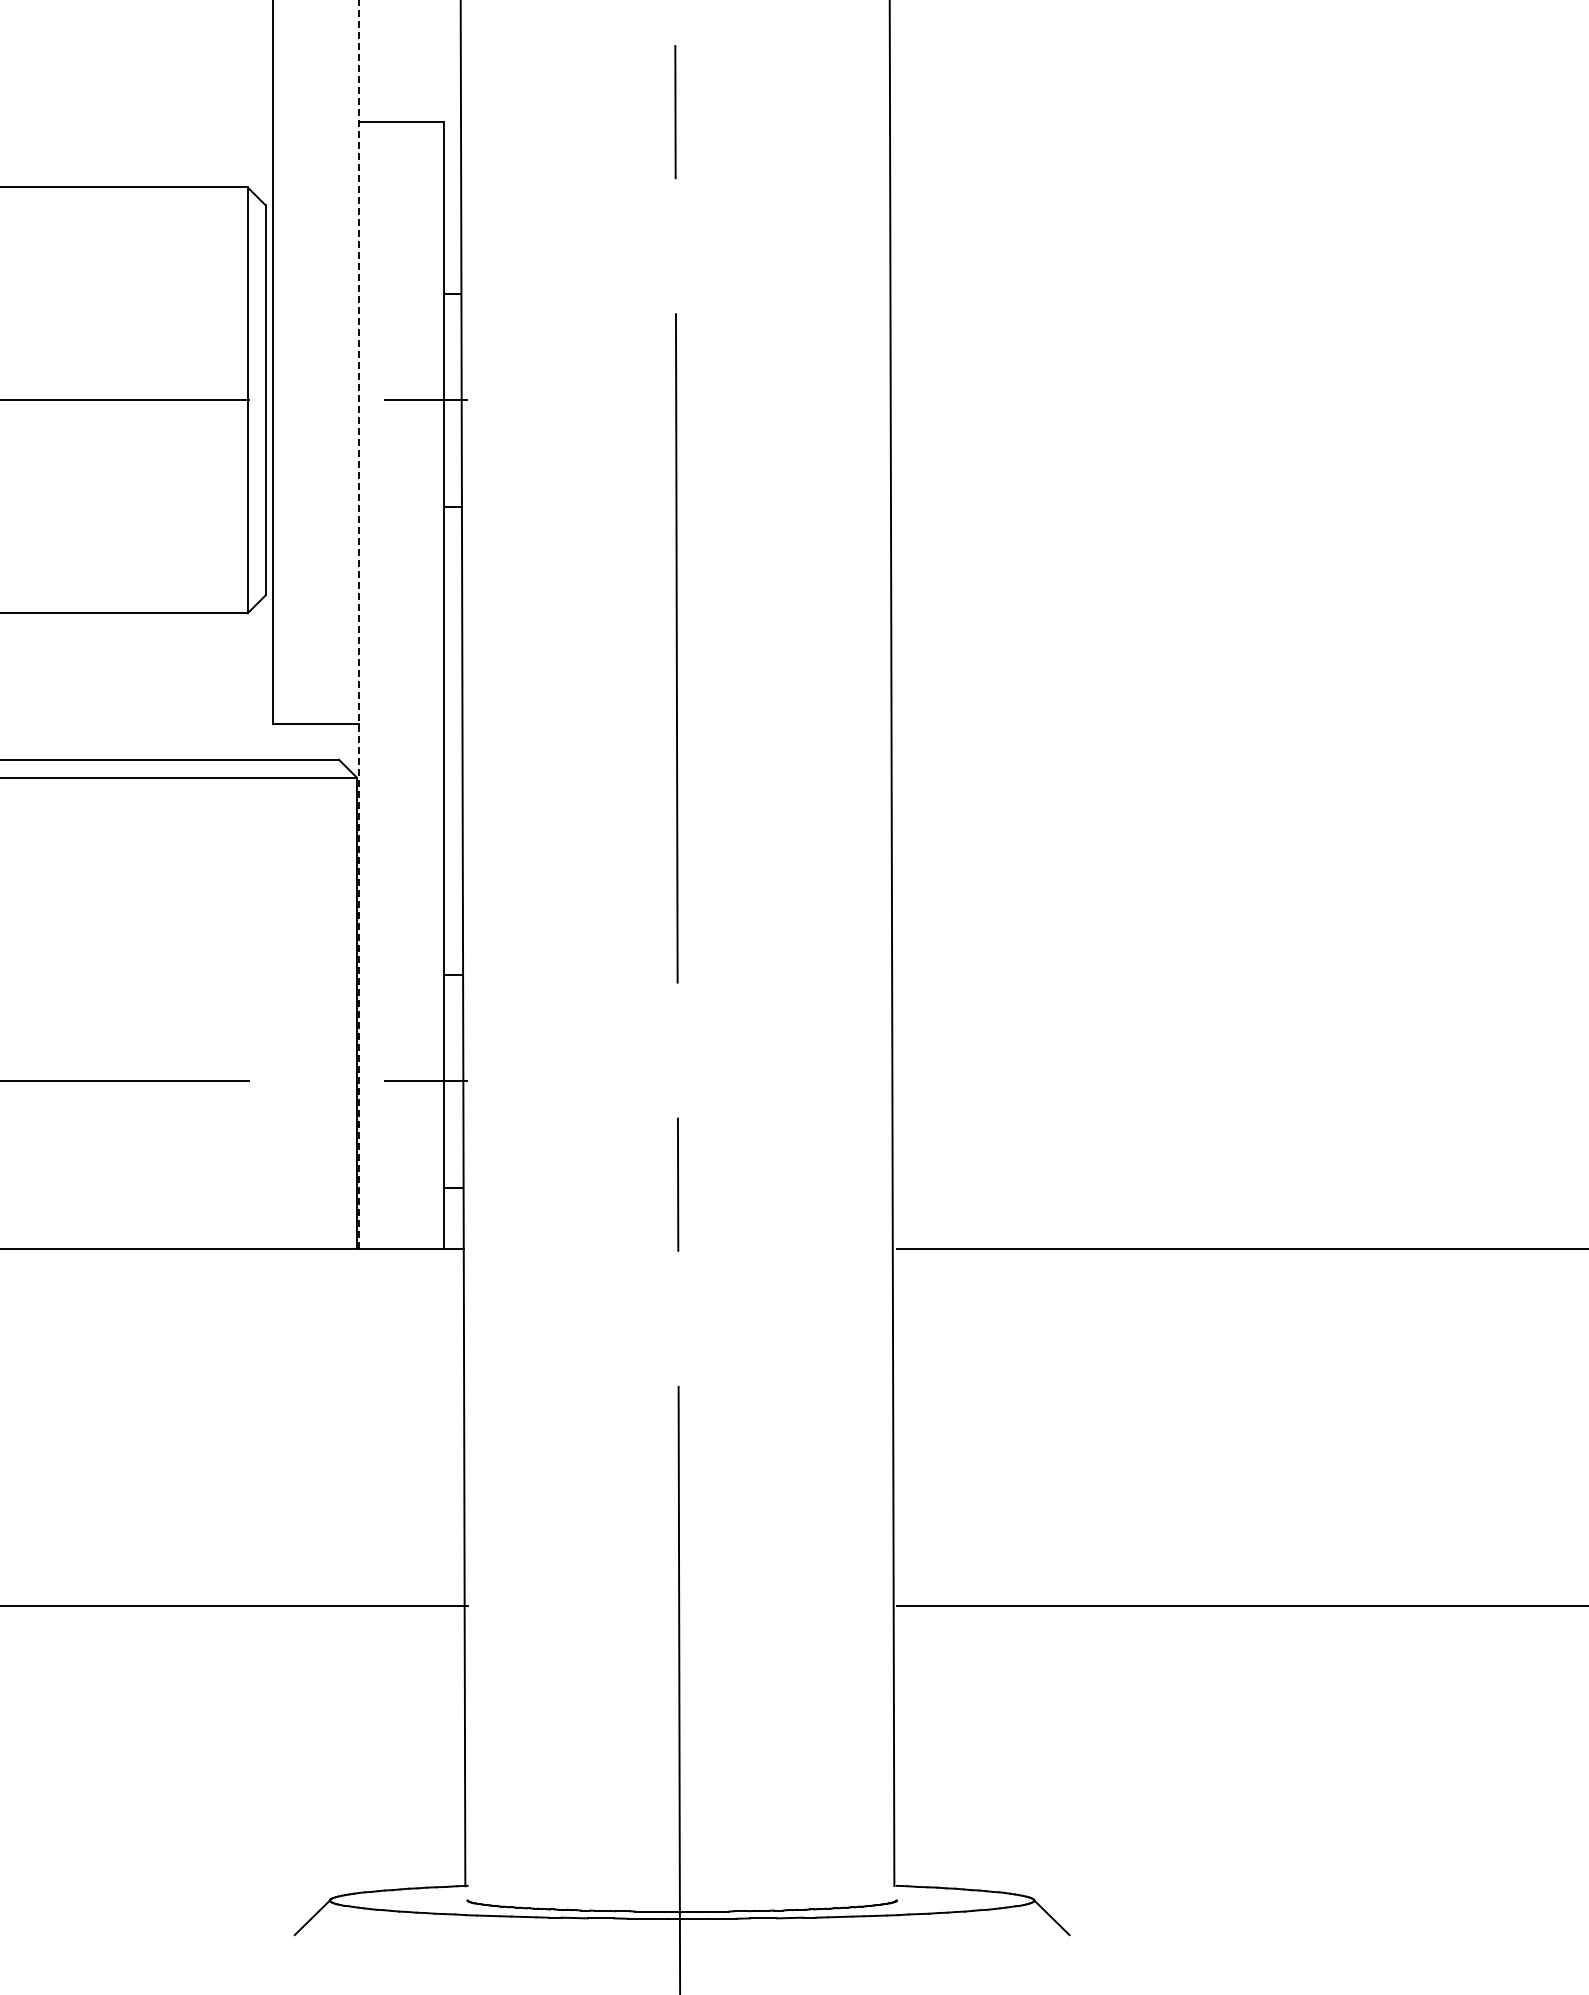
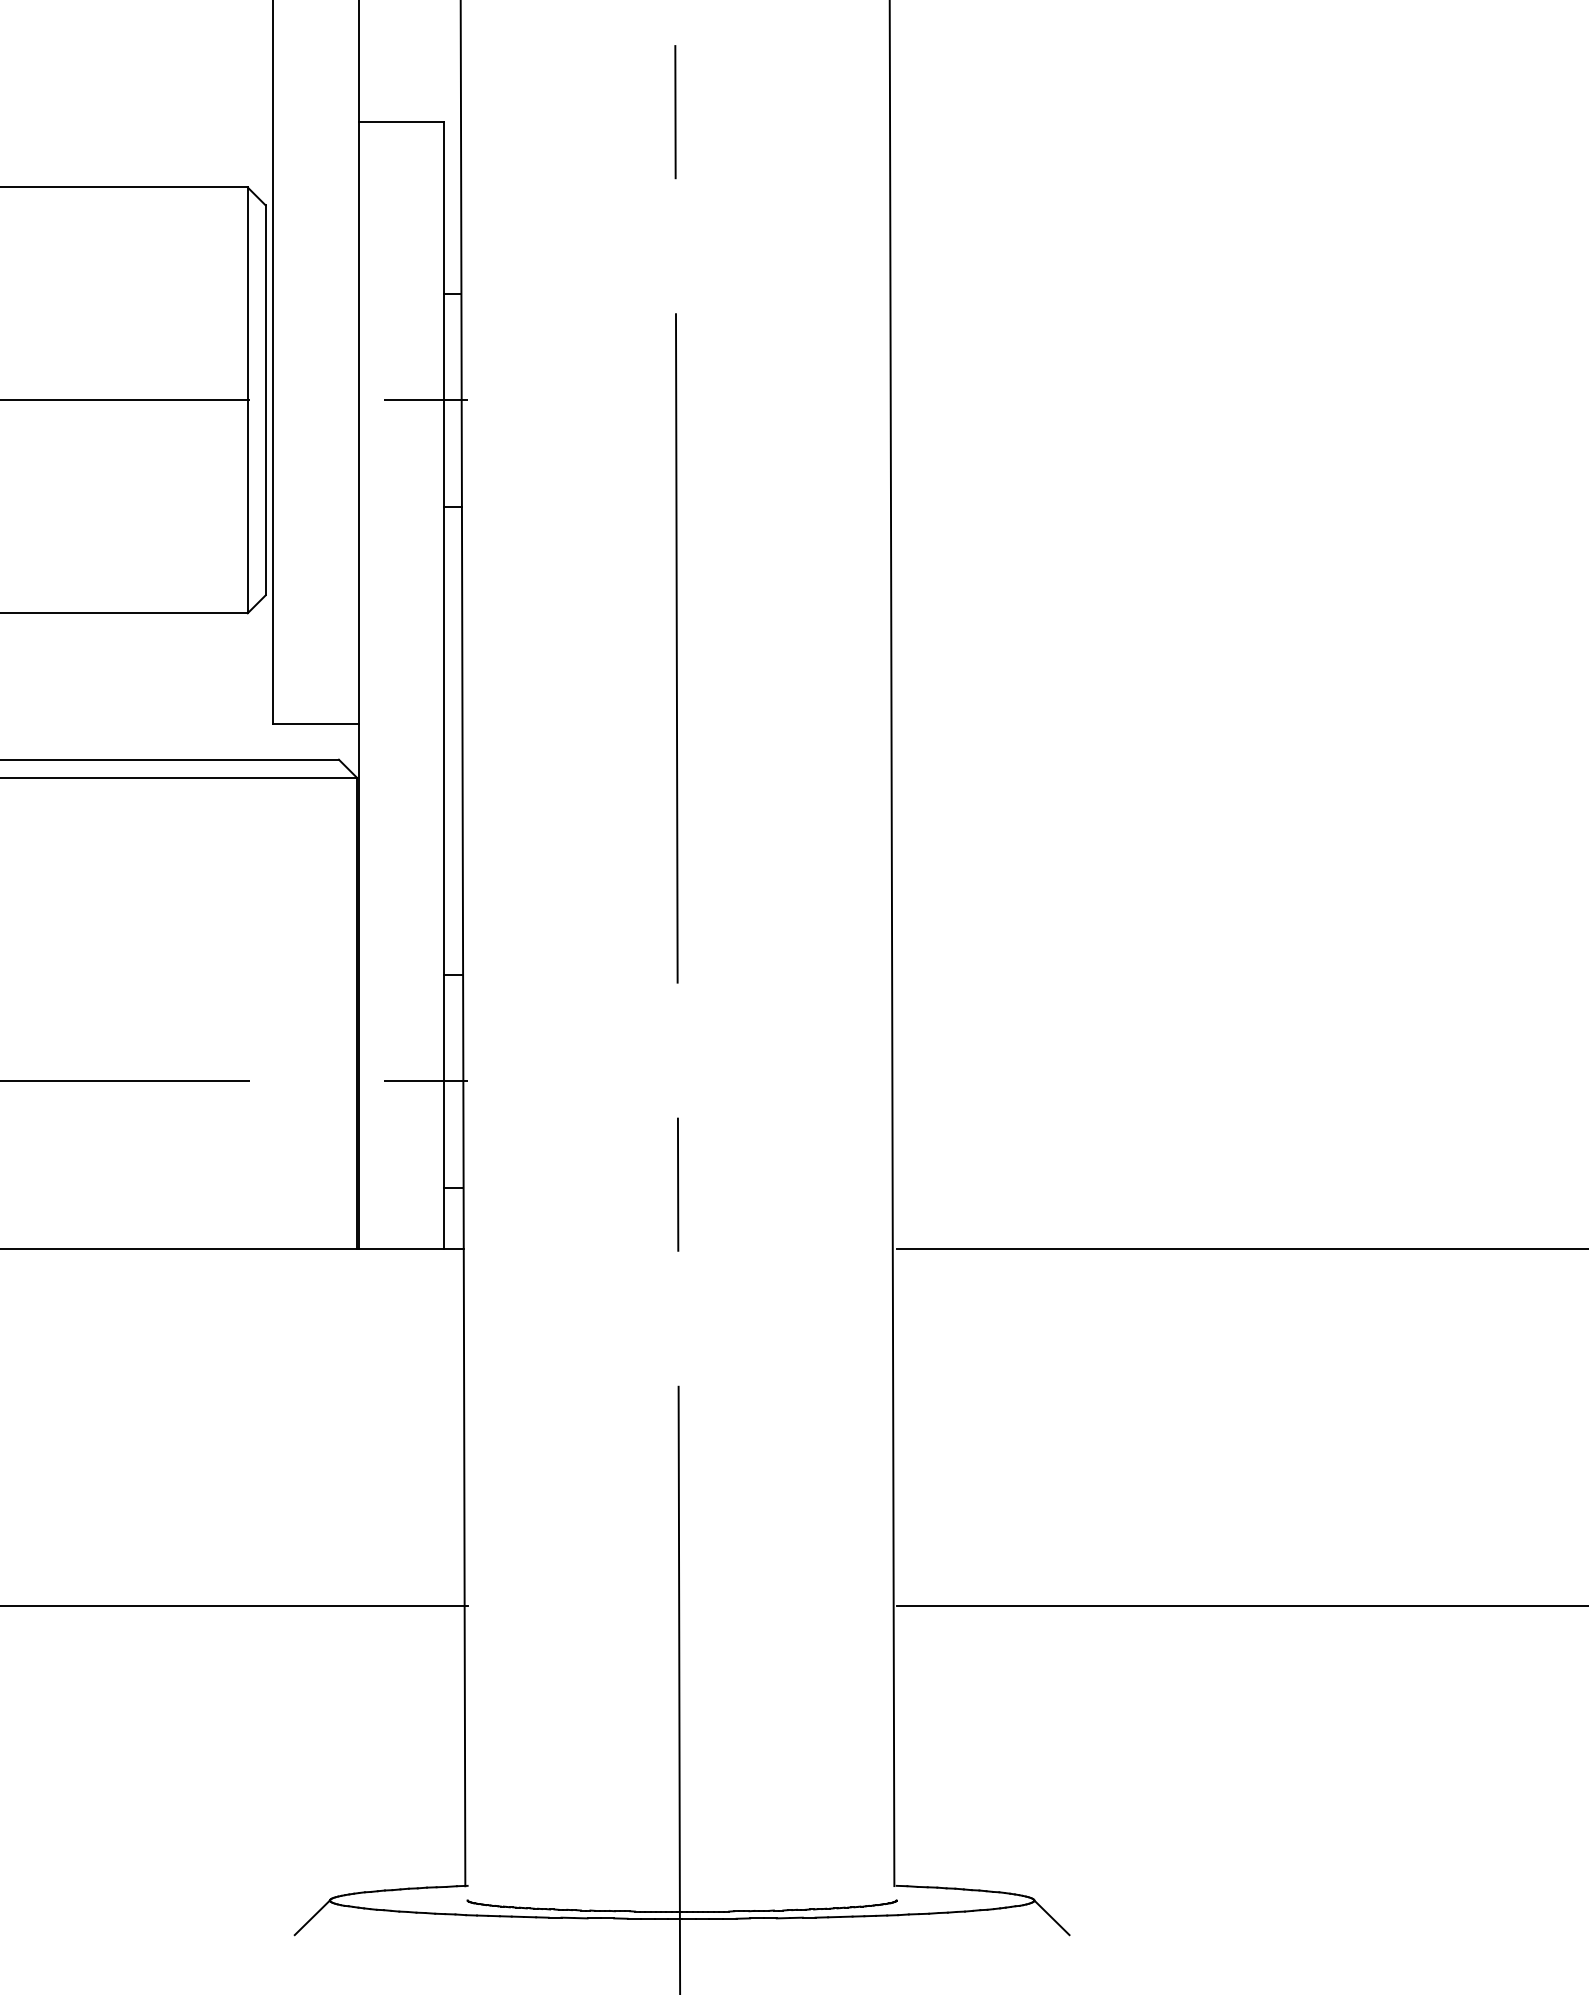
line: dashed -> solid (358, 623)
